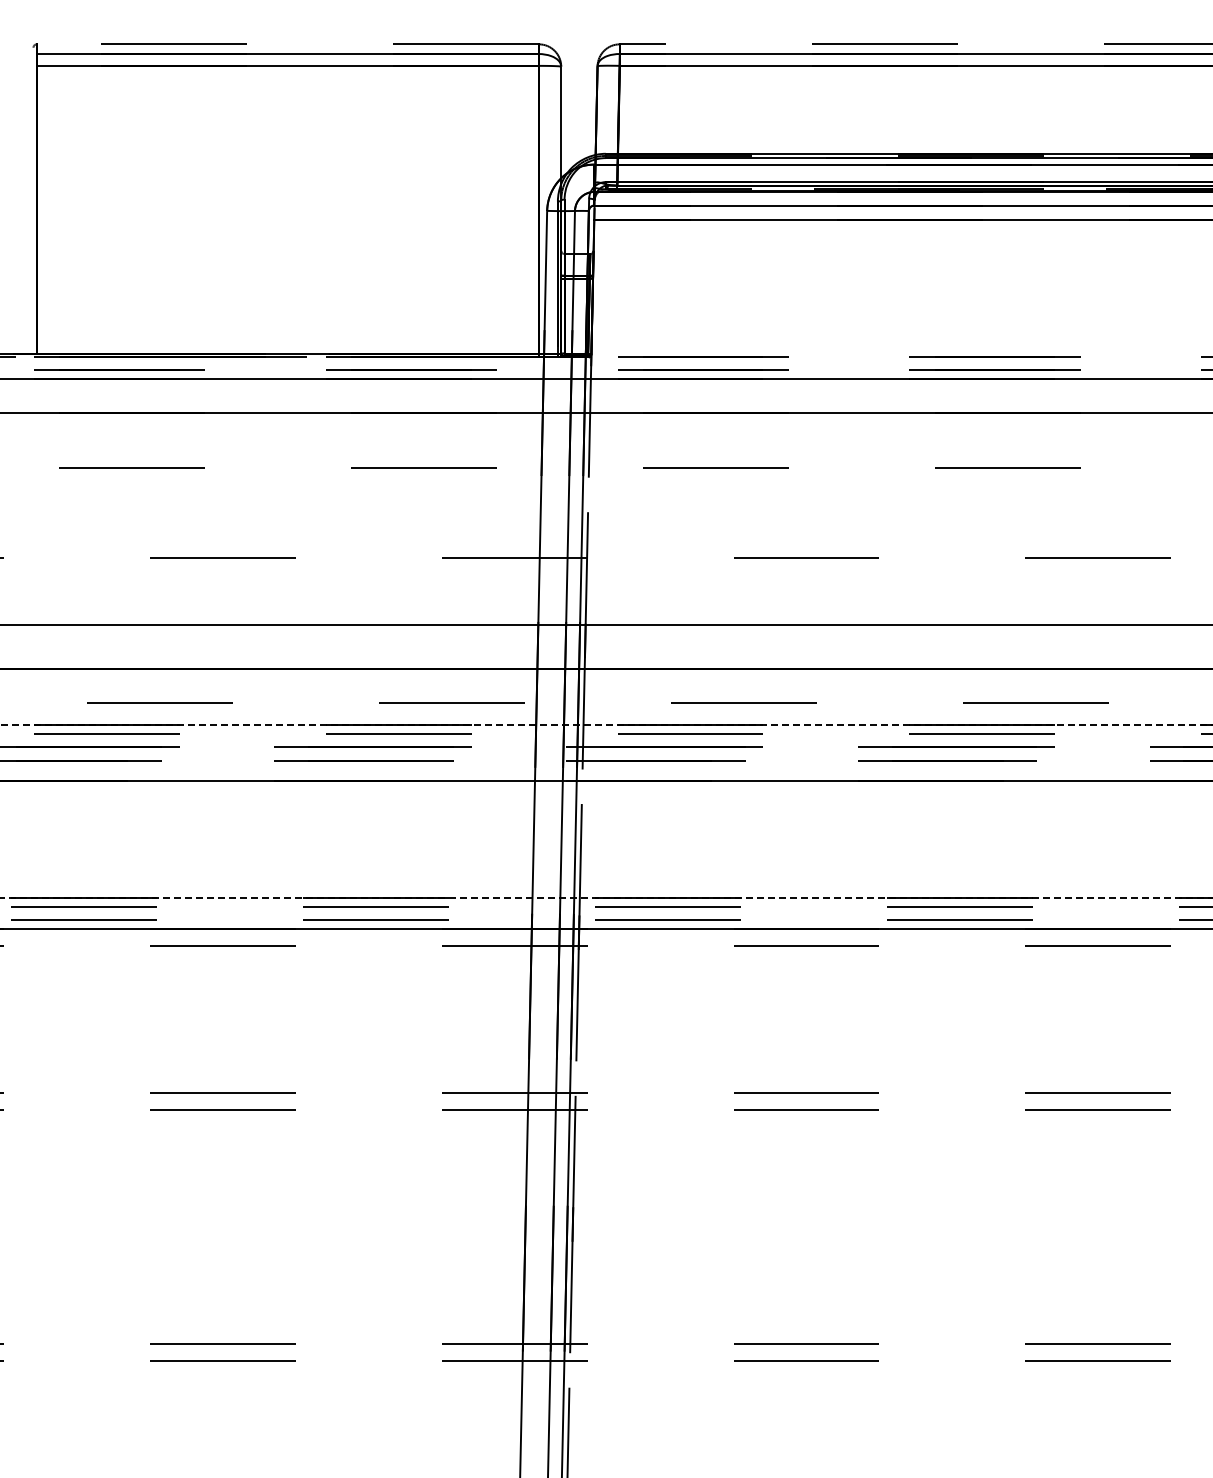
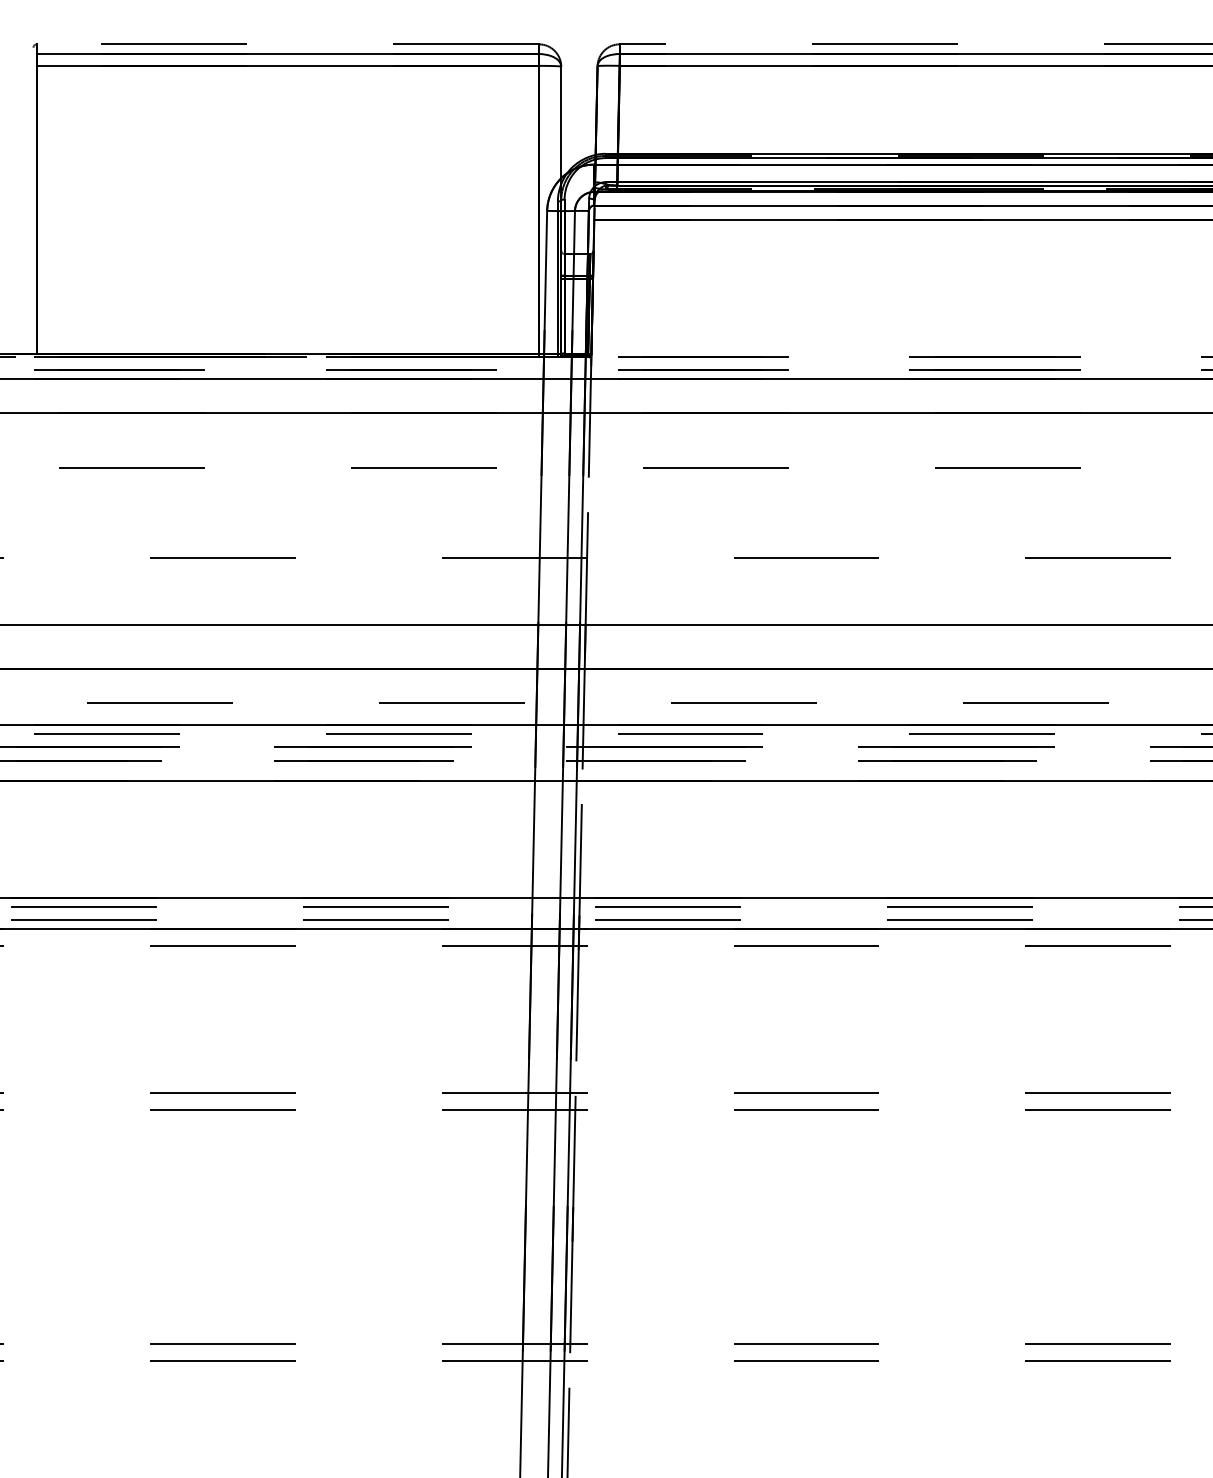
line: dashed -> solid (605, 725)
line: dashed -> solid (607, 898)
